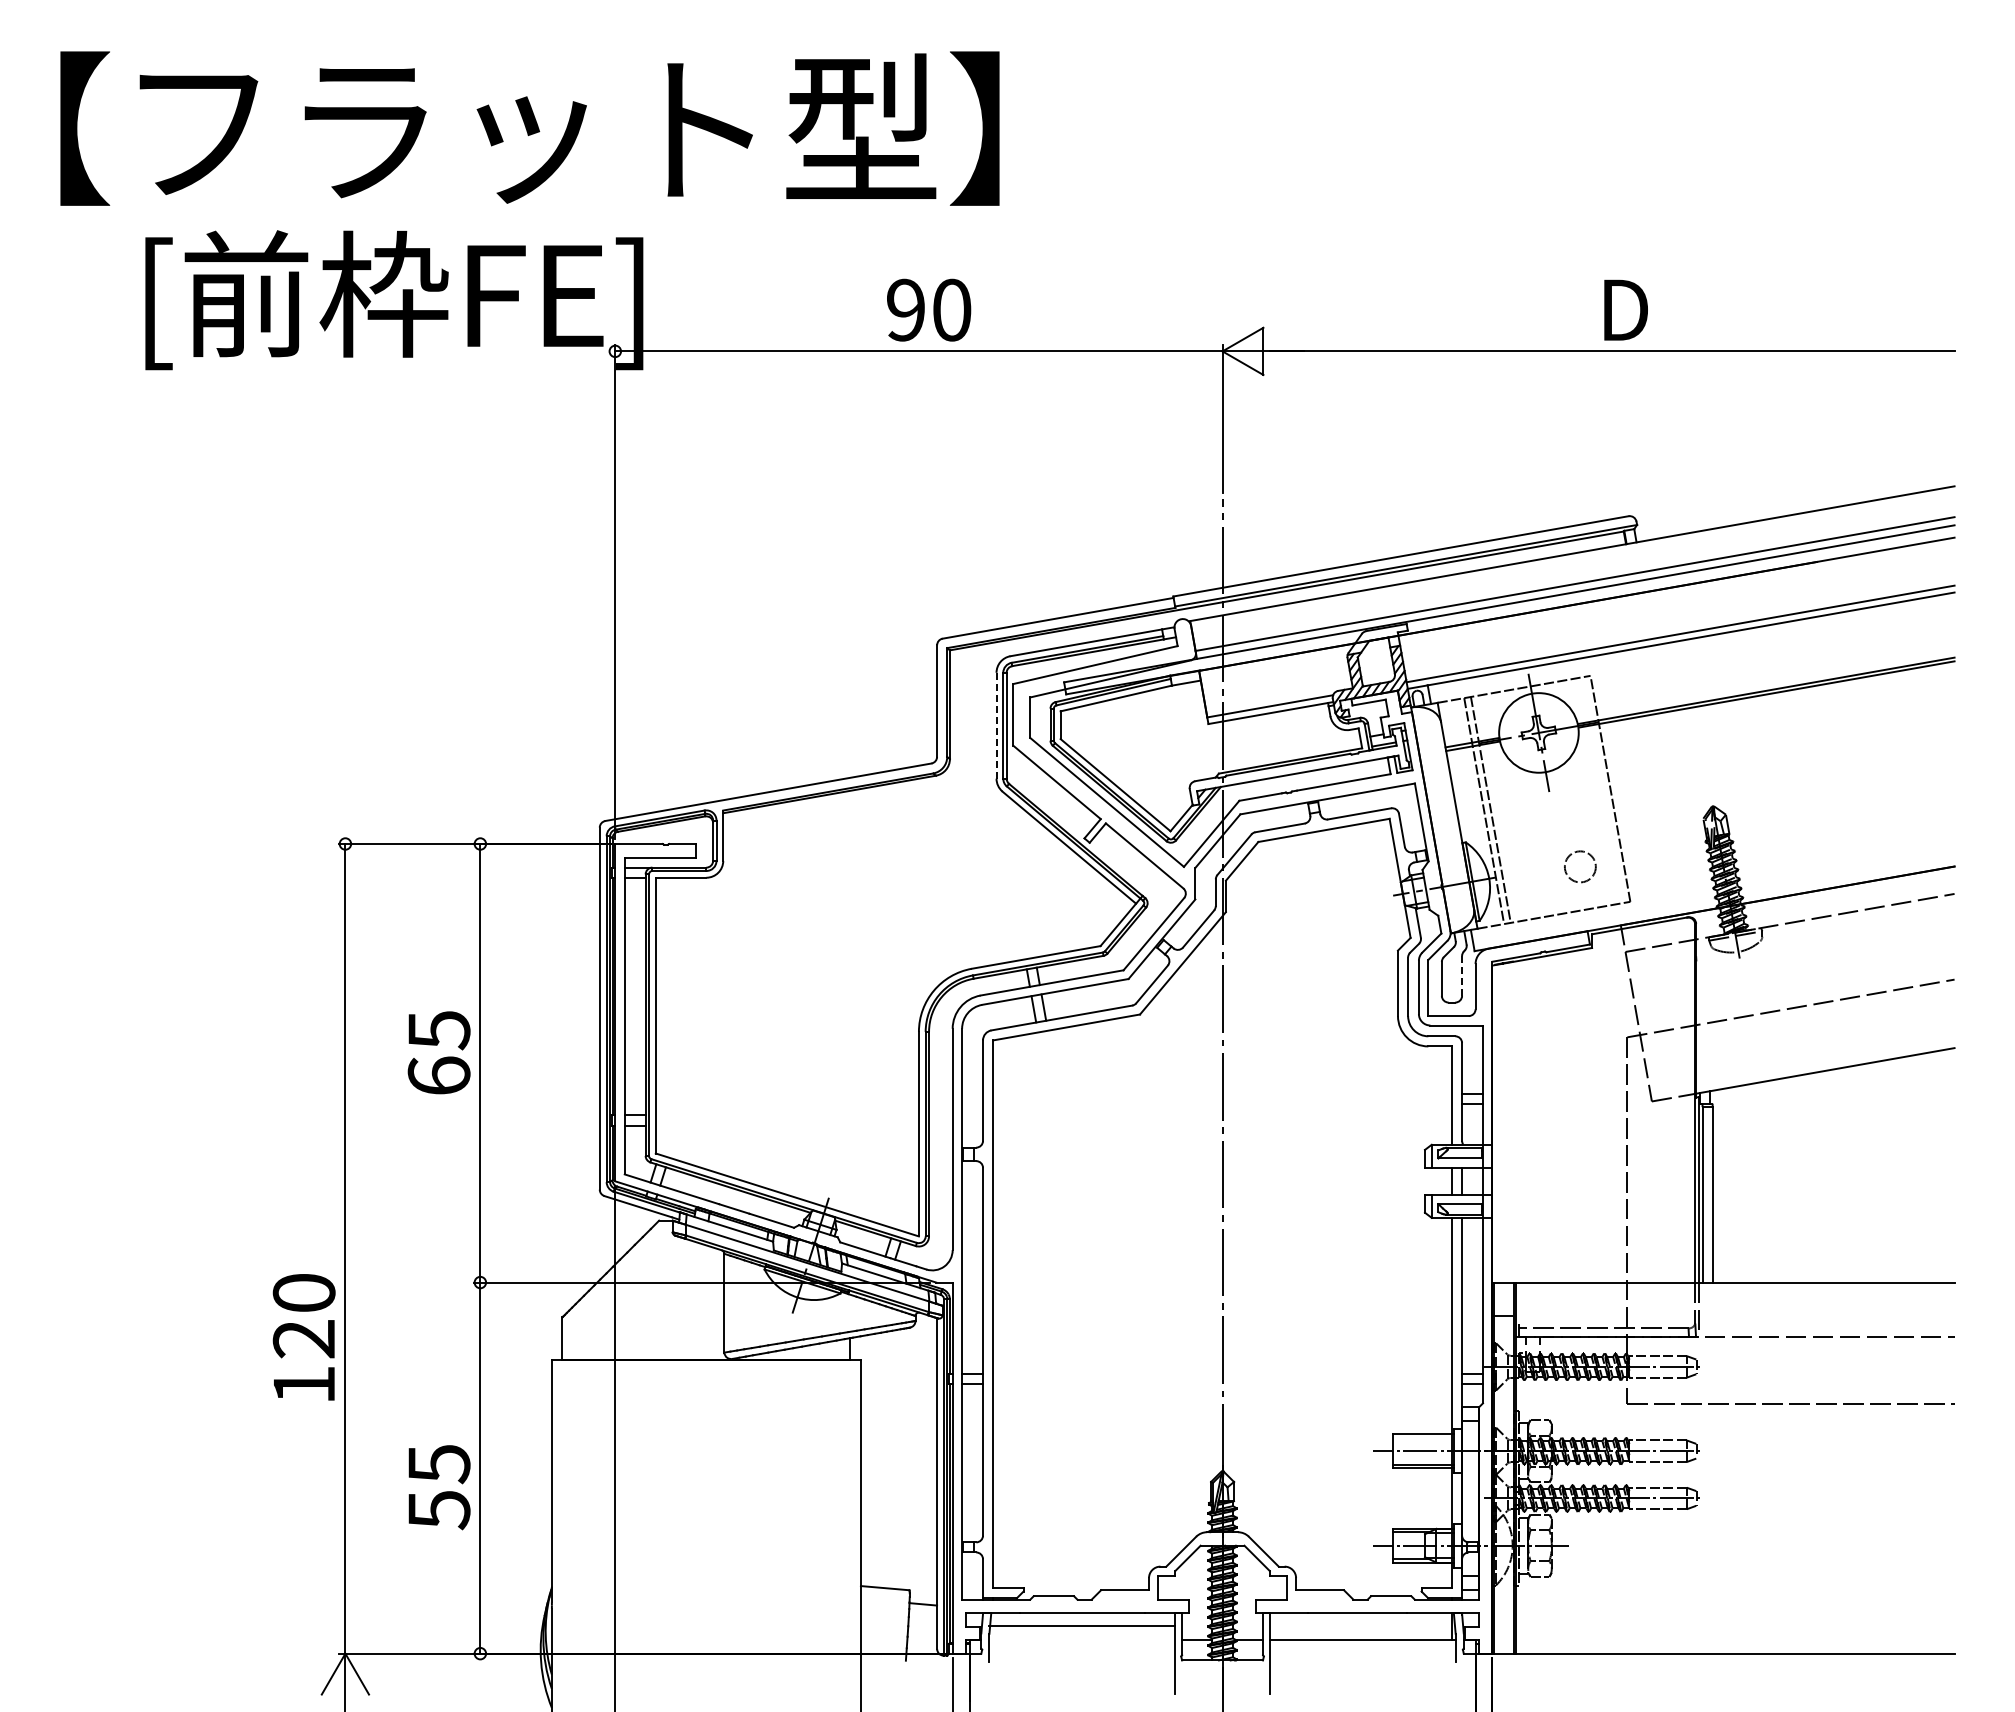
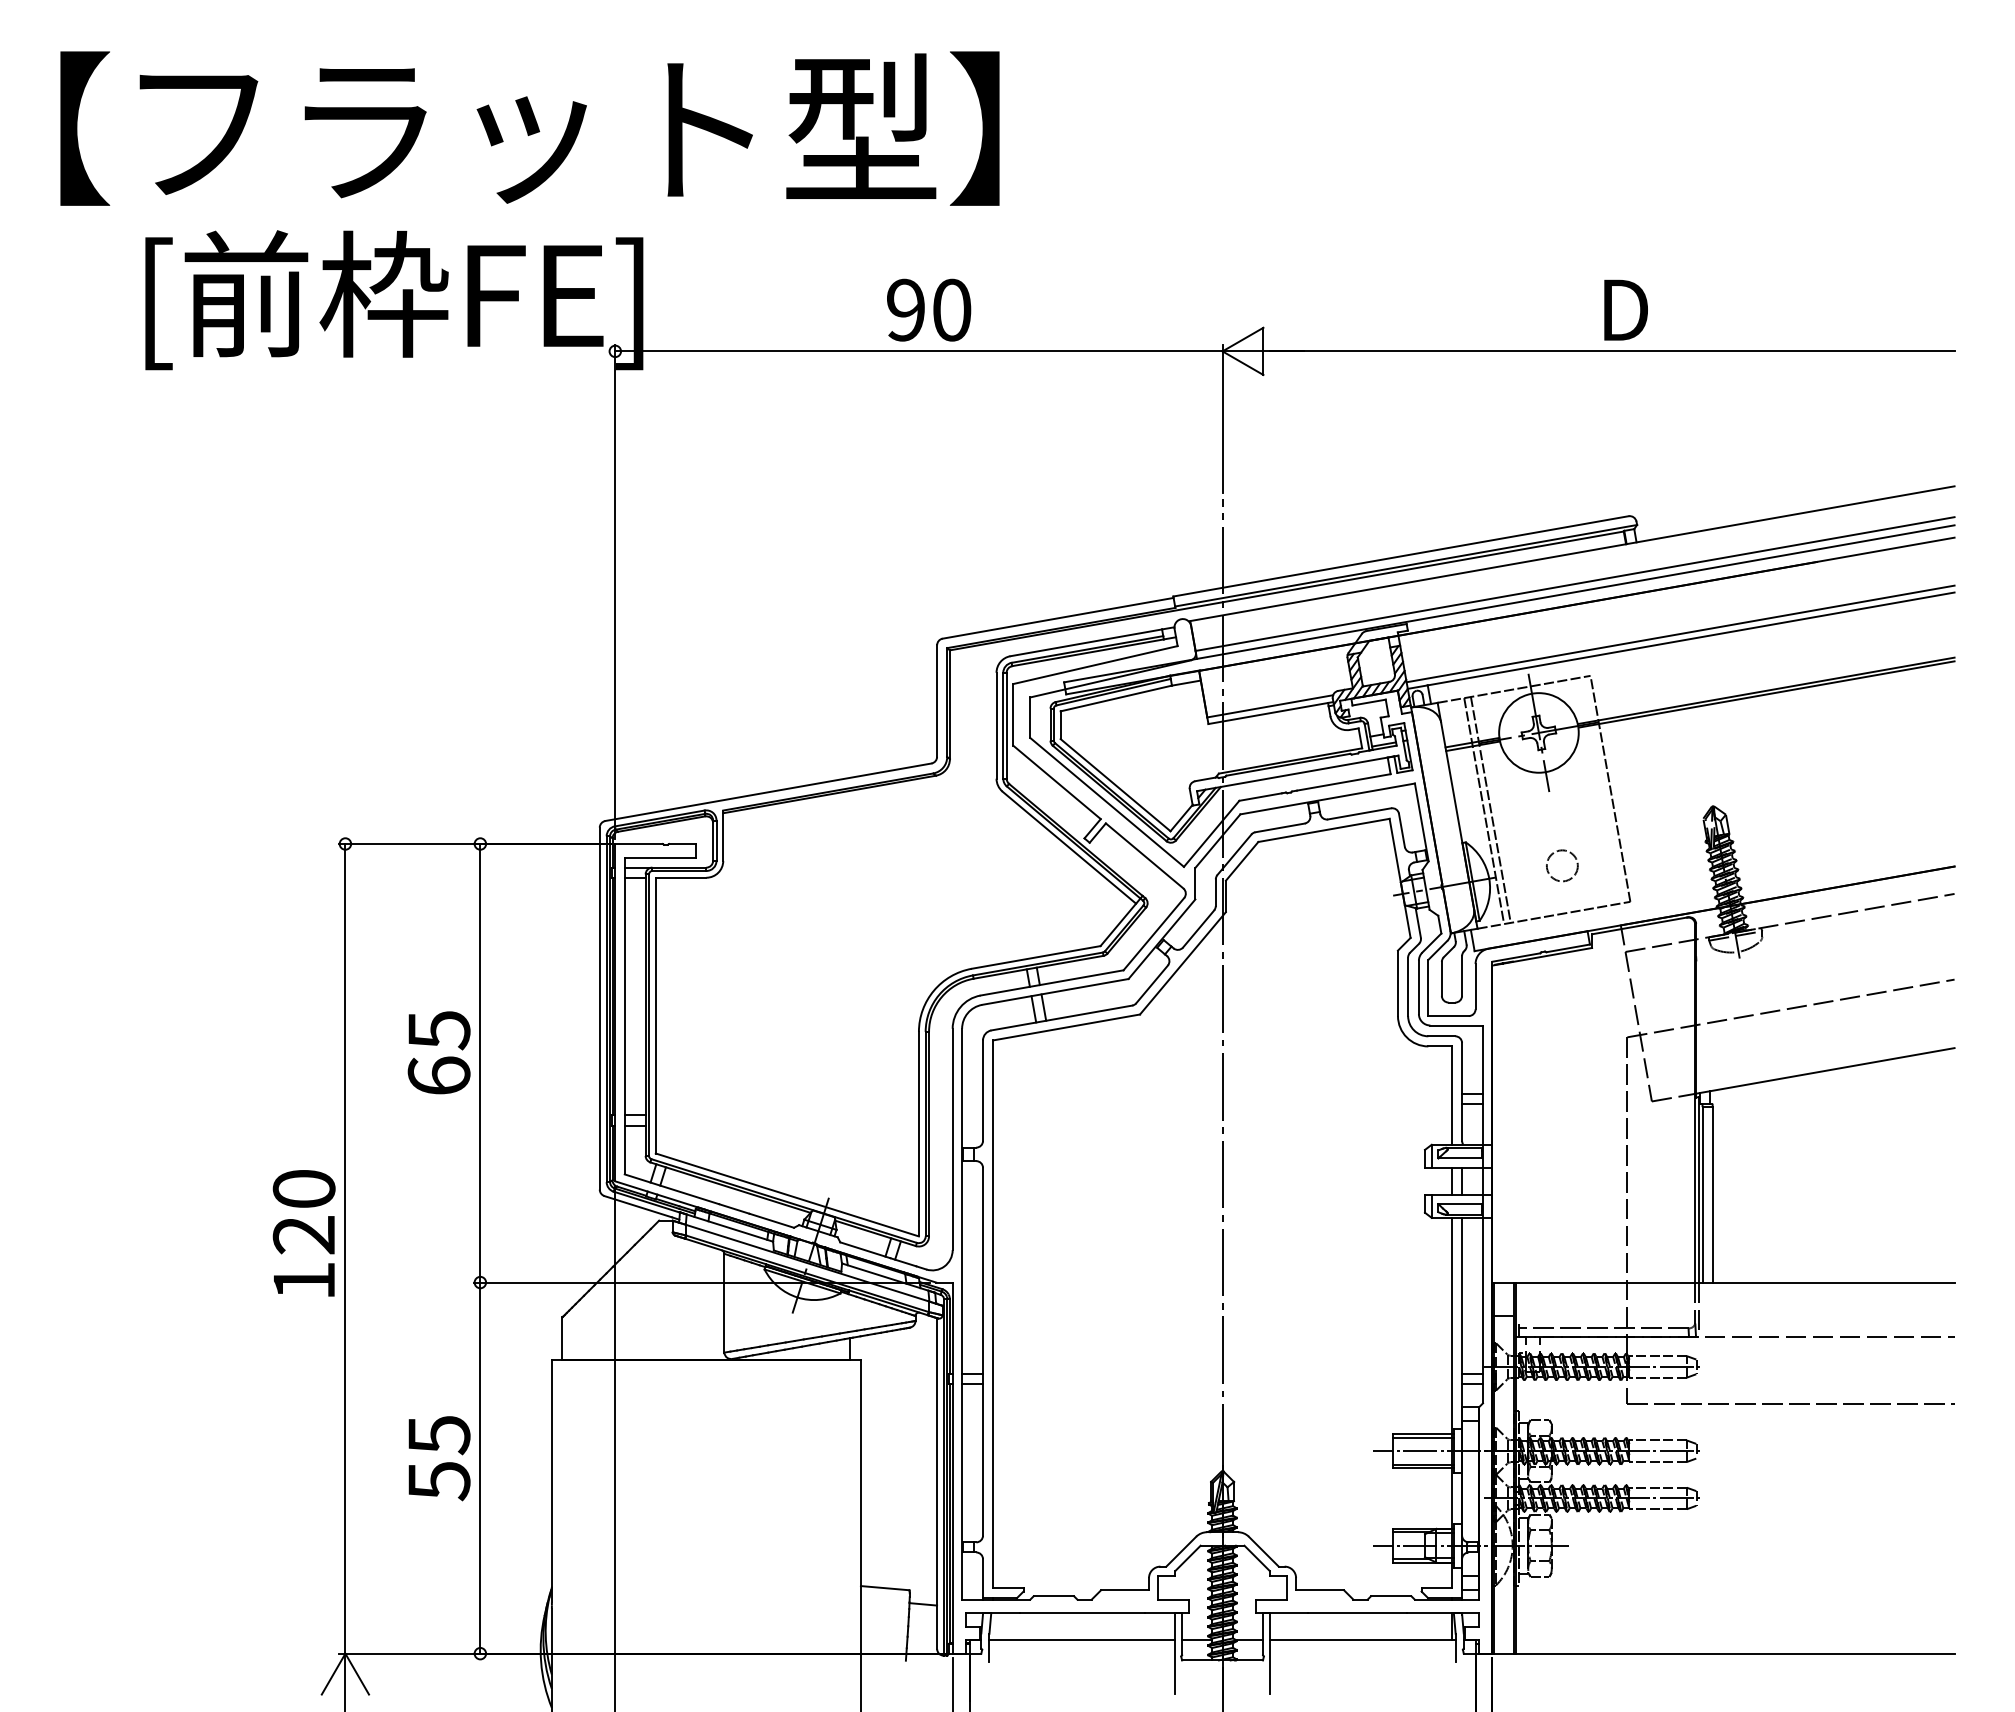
line: dashed -> solid (996, 725)
circle position: (1580, 866) -> (1562, 865) (1562, 865)
line: dashed -> solid (1462, 975)
text position: (303, 1337) -> (303, 1233) (303, 1233)
line: none -> present (1423, 1437)
text position: (439, 1487) -> (439, 1458) (439, 1458)
line position: (1082, 1626) -> (1082, 1640) (1082, 1640)
